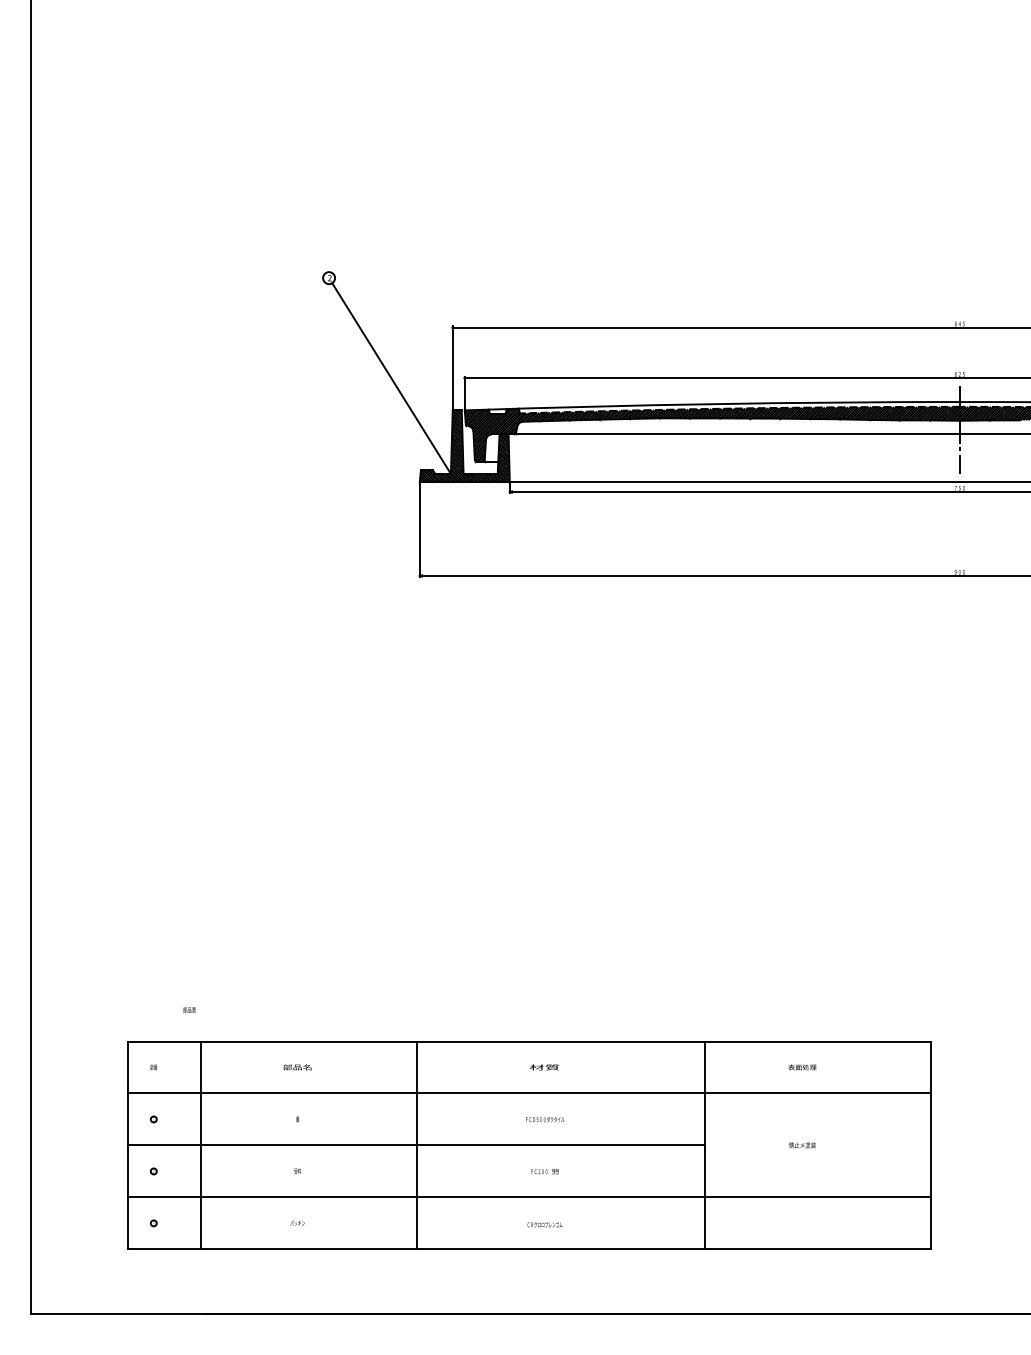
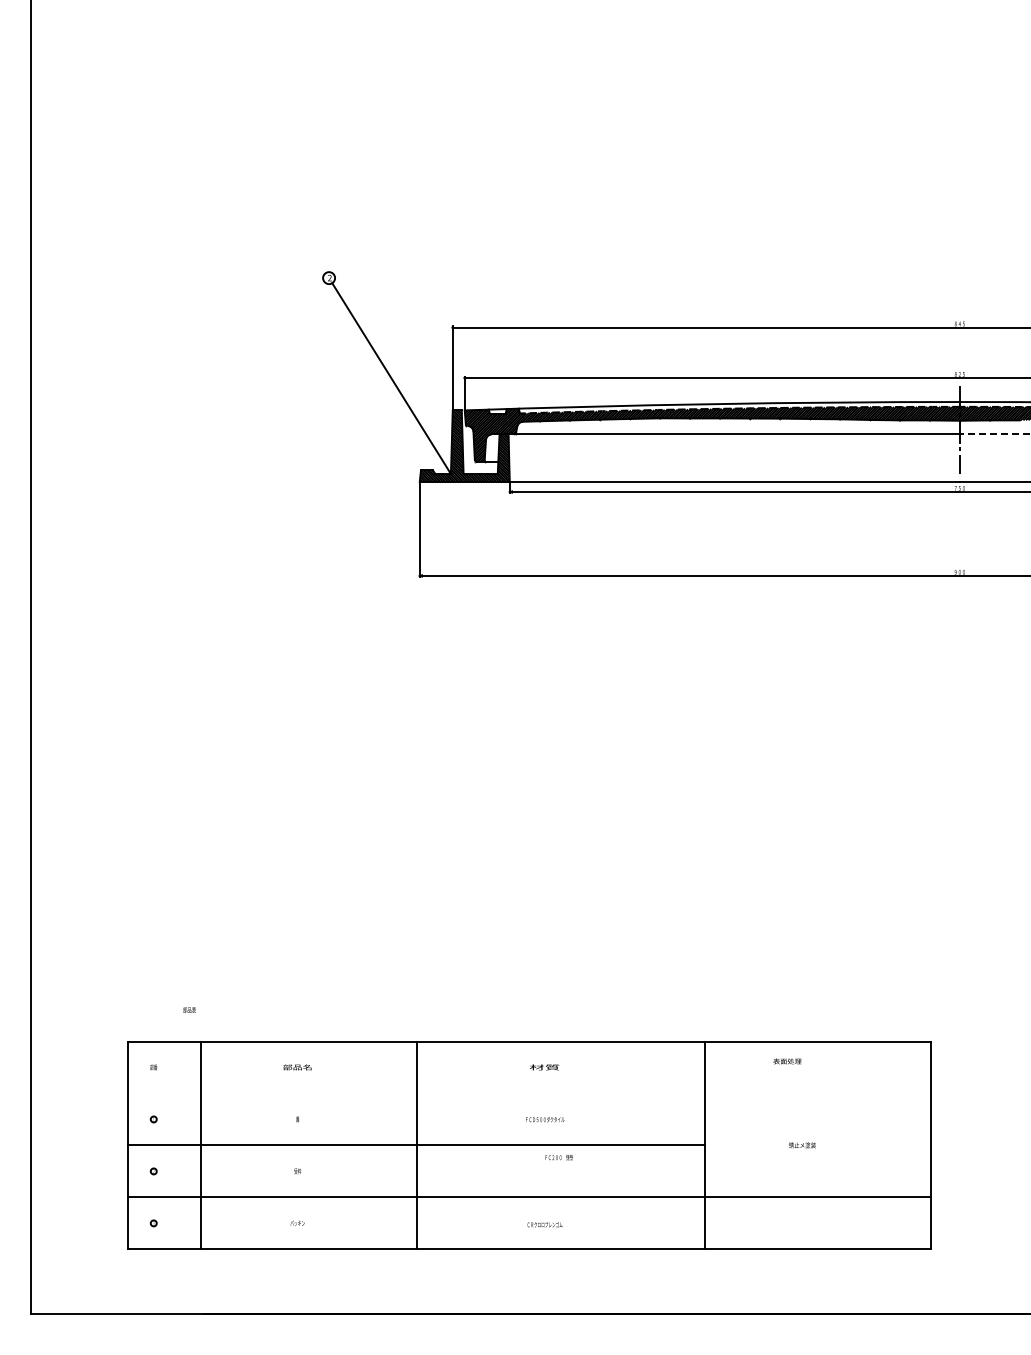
line: solid -> dashed (994, 434)
text position: (802, 1067) -> (787, 1061) (787, 1061)
line: present -> none (528, 1093)
text position: (544, 1171) -> (558, 1157) (558, 1157)
